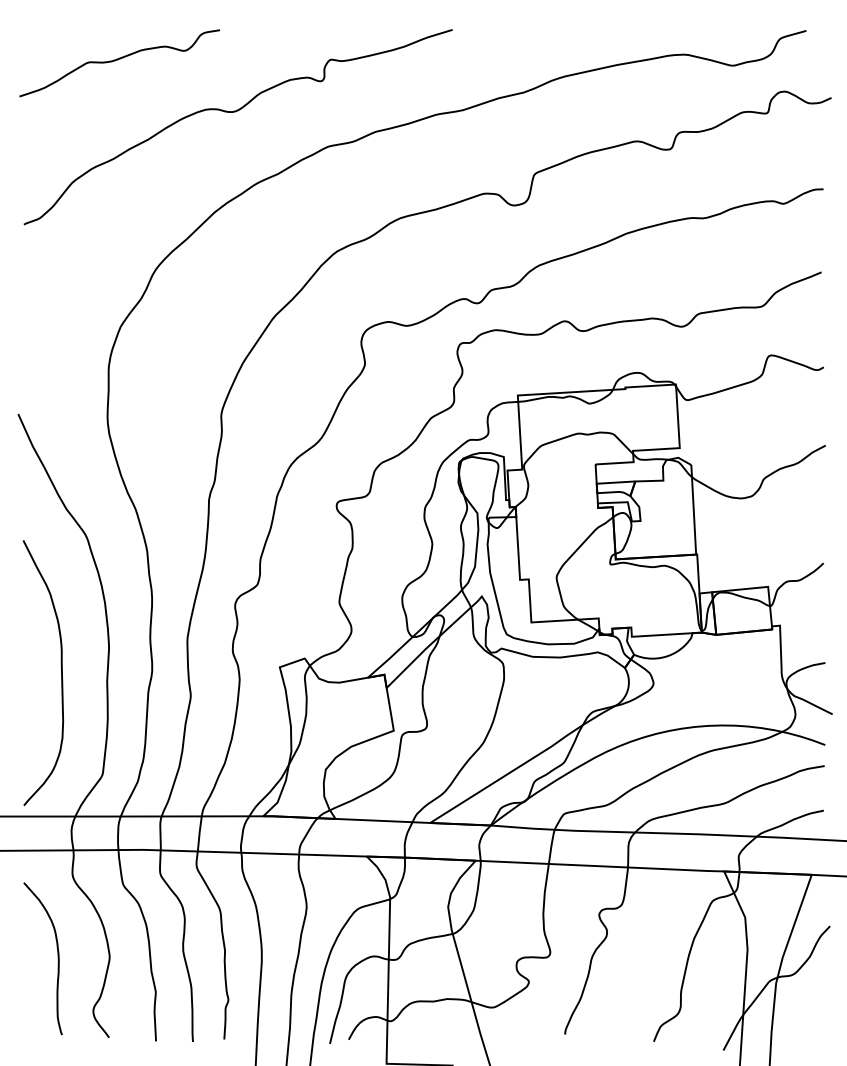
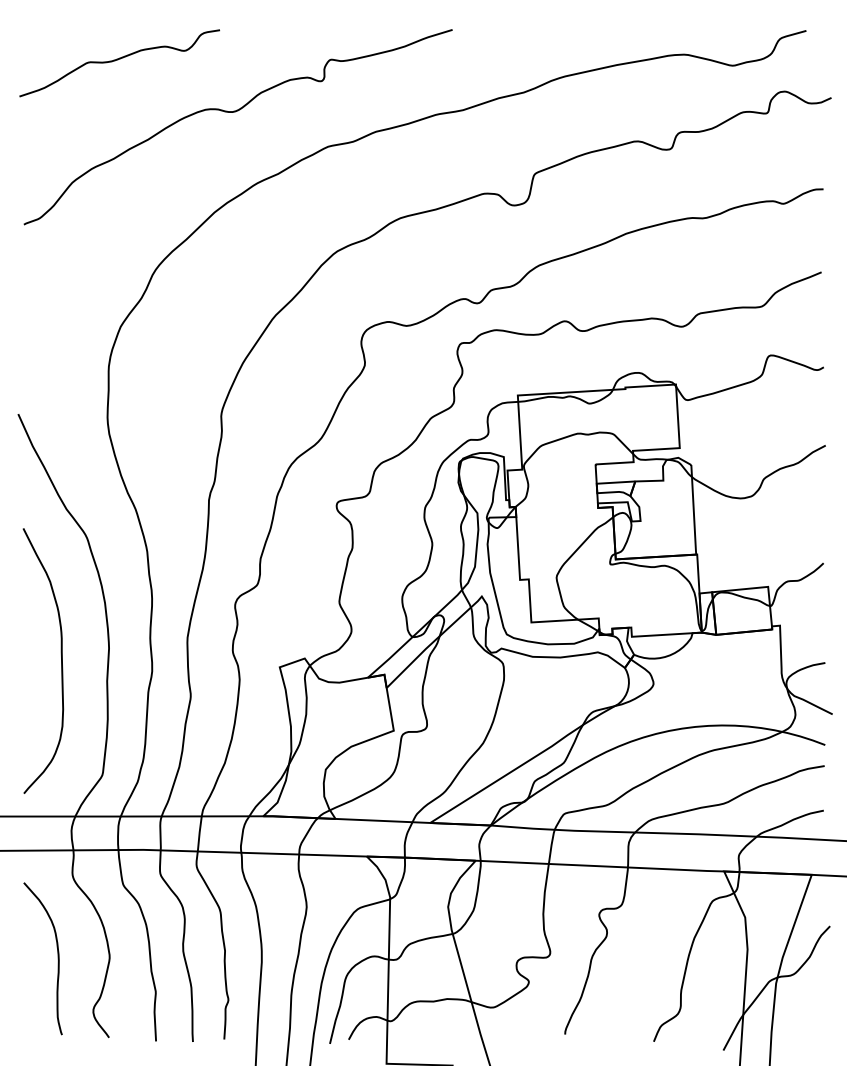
curve position: (61, 672) -> (61, 660) (61, 660)
